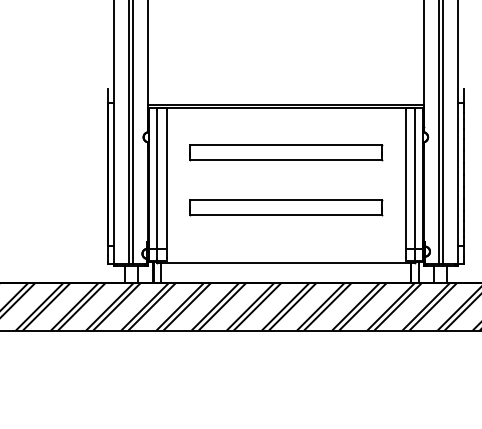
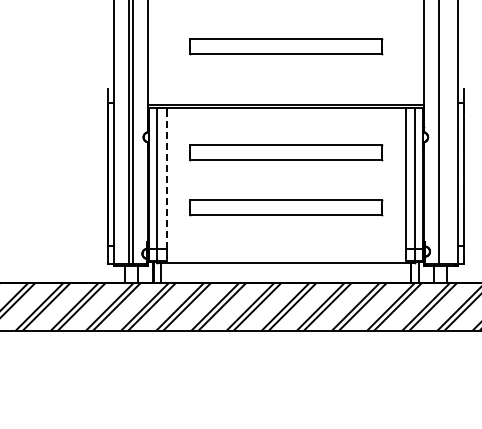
part: none -> present (286, 46)
line: present -> none (443, 132)
line: solid -> dashed (166, 180)
